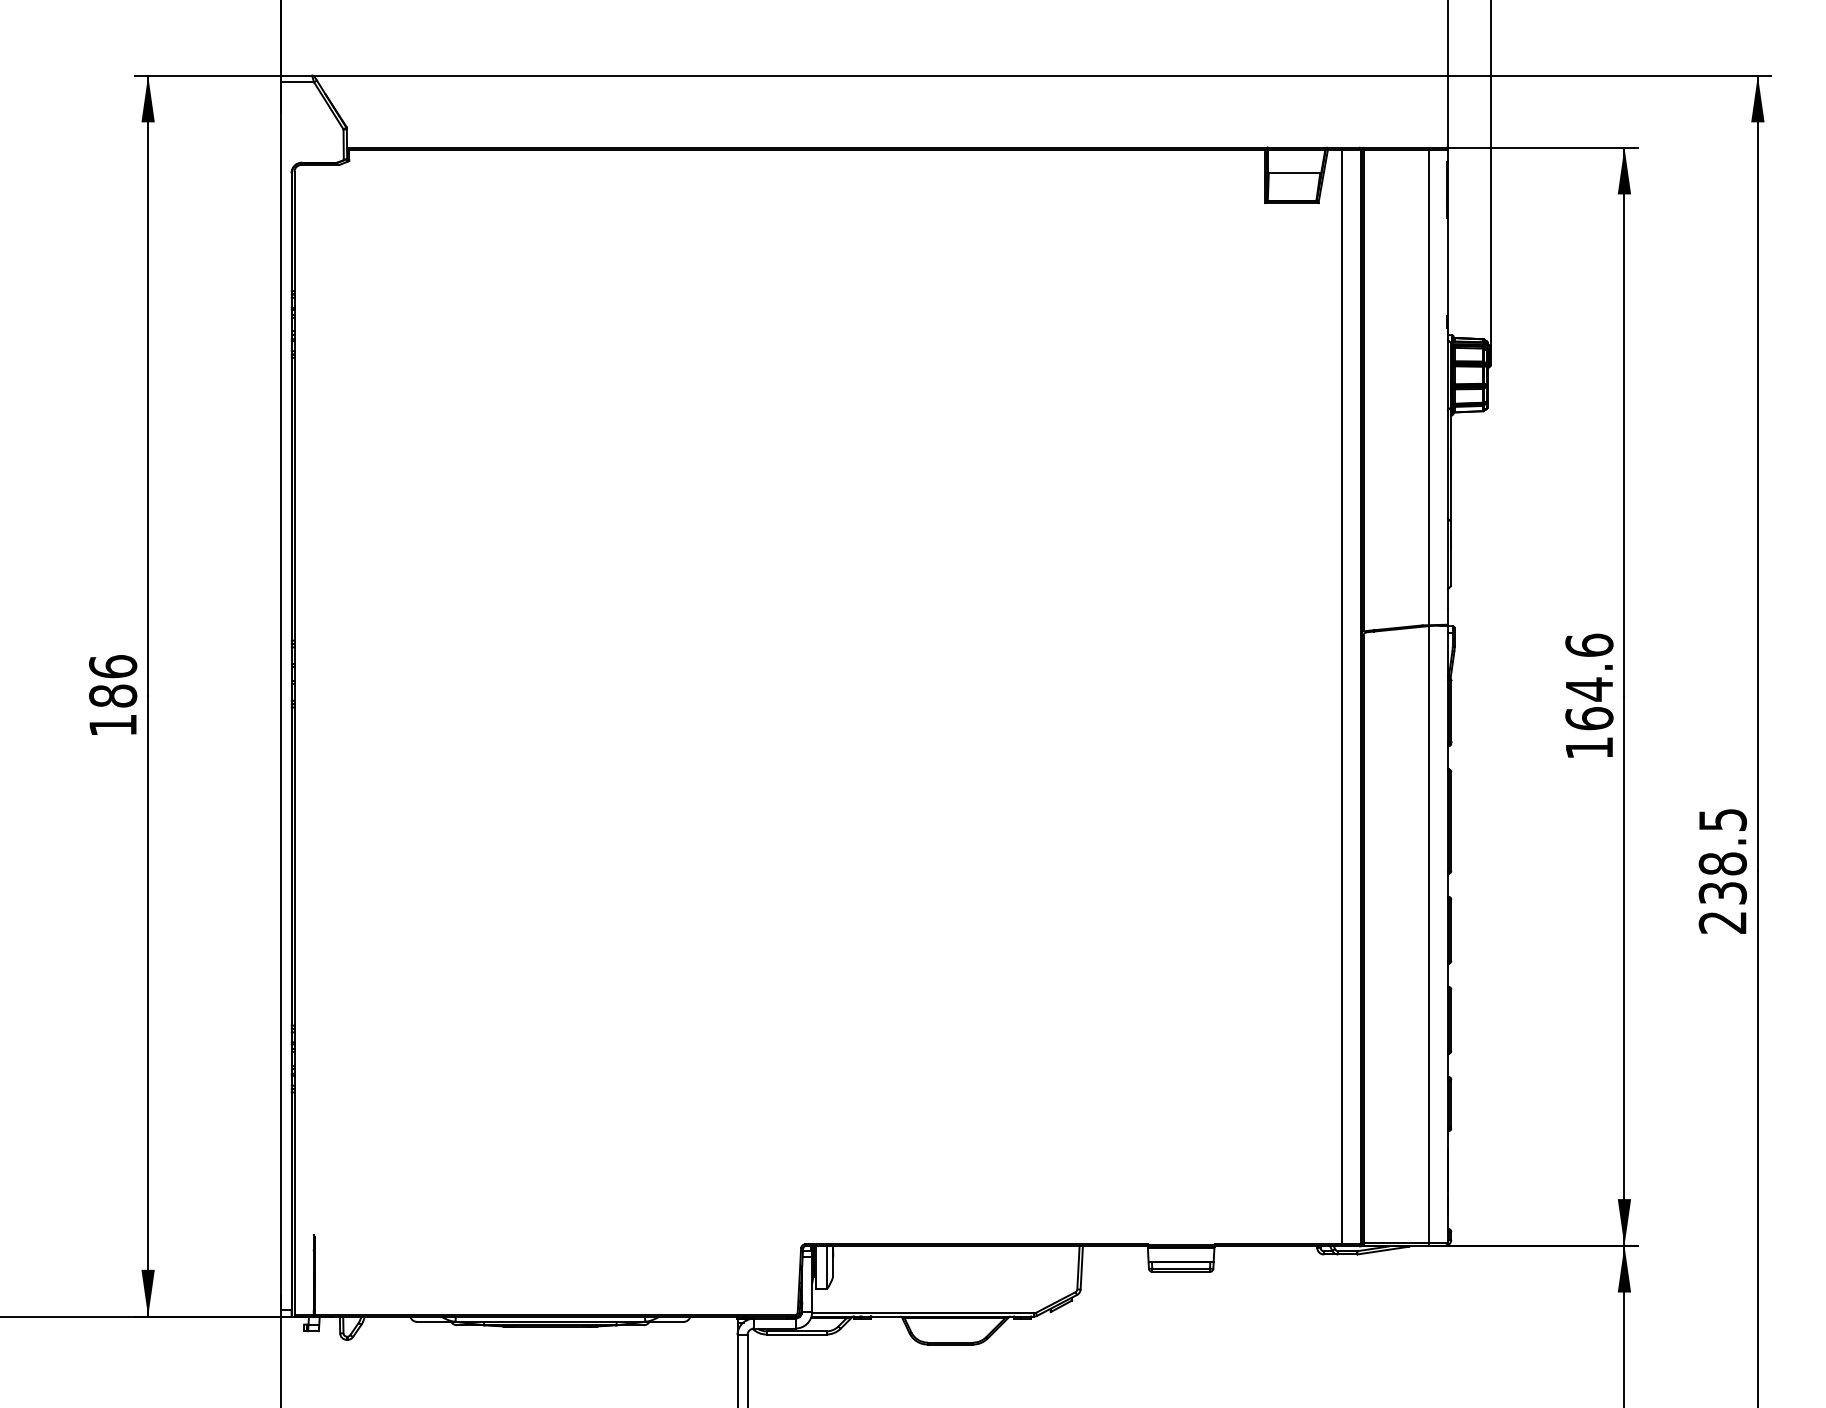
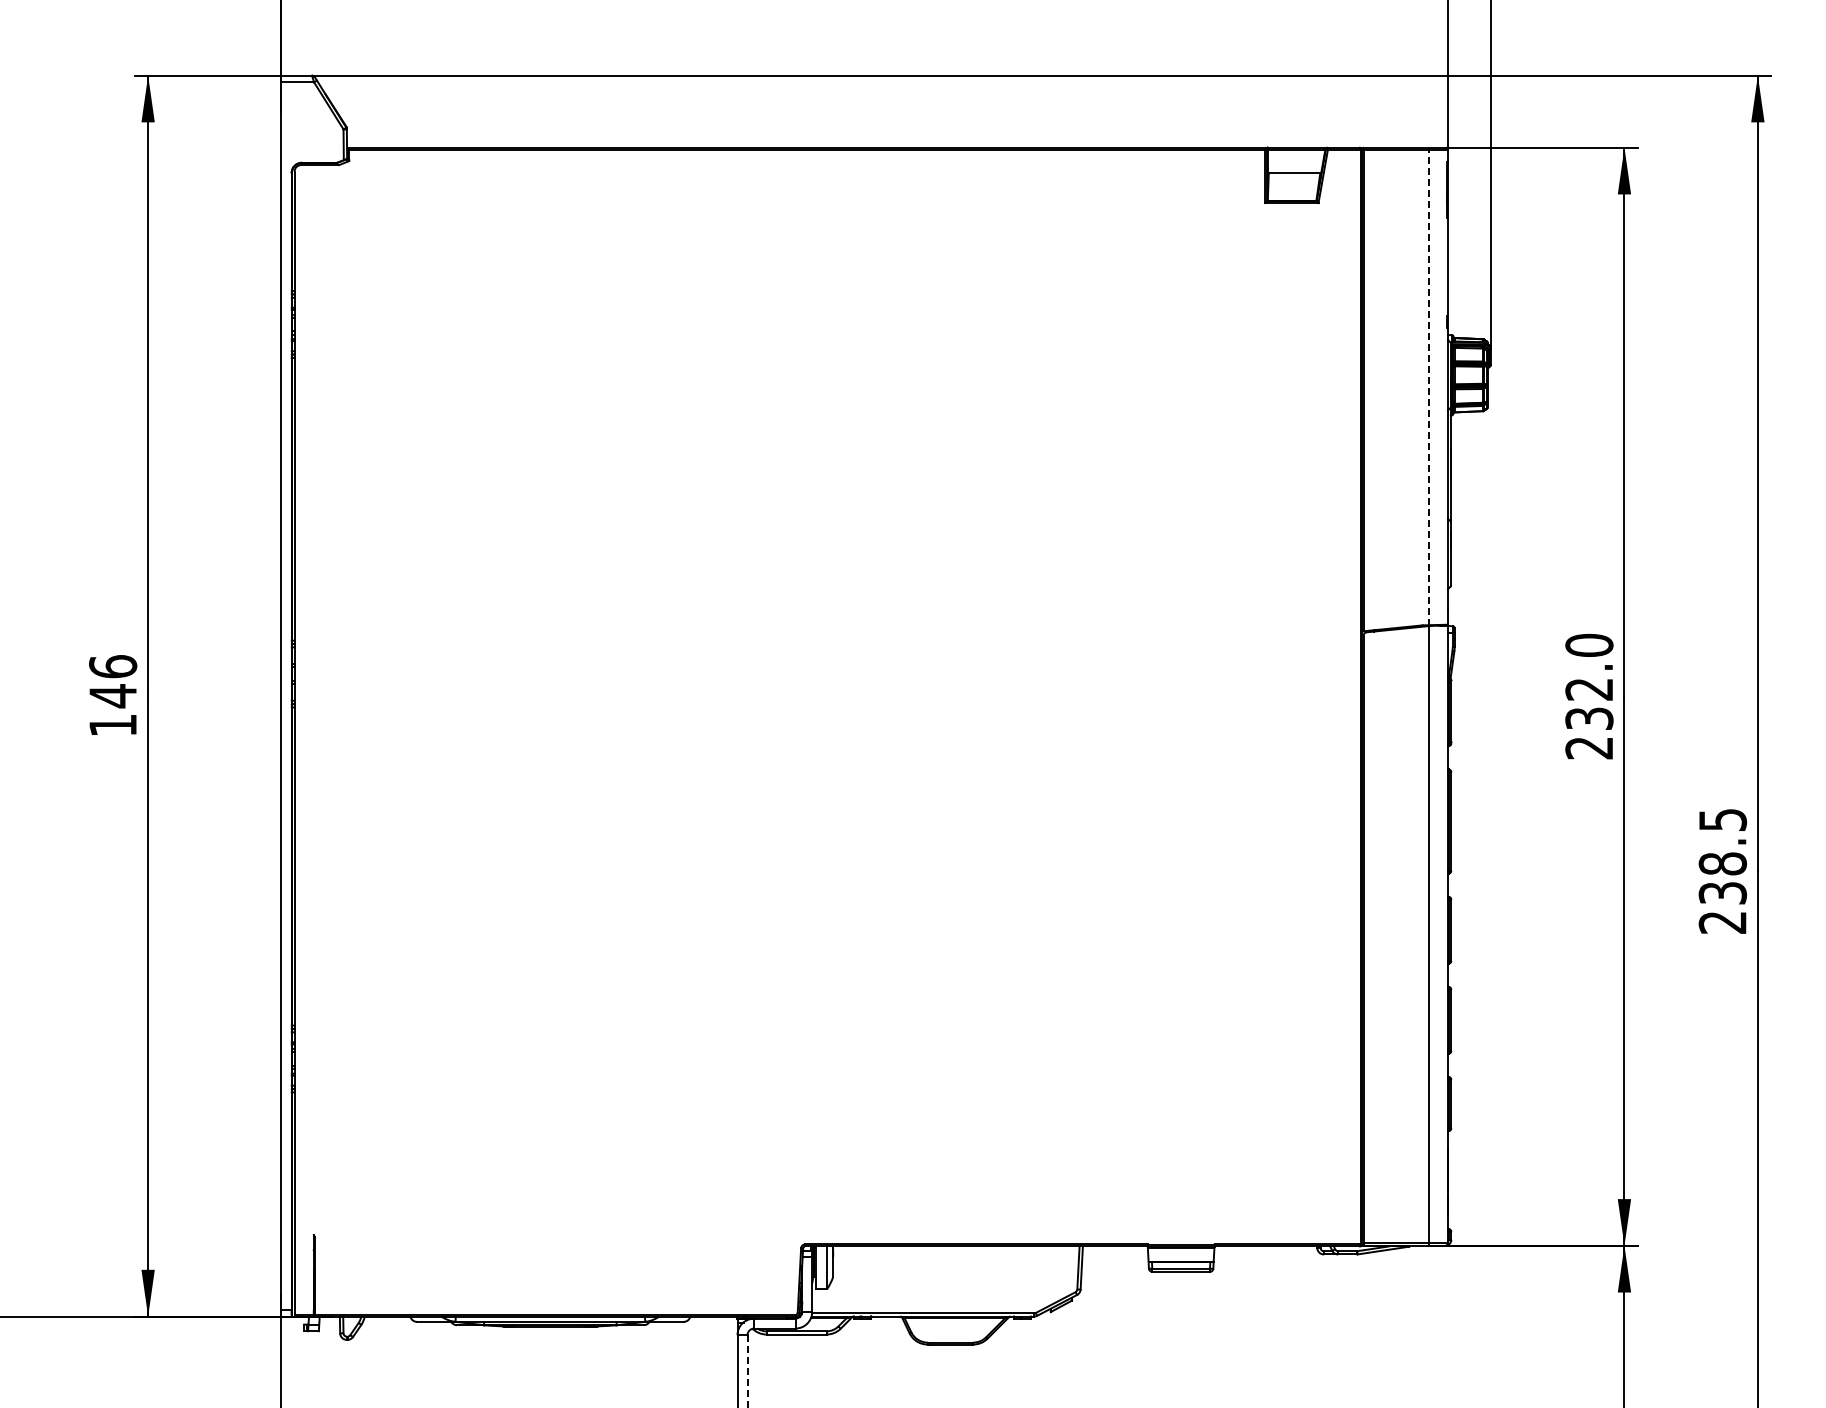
line: solid -> dashed (1429, 386)
text: 186 -> 146 (113, 696)
line: present -> none (1342, 696)
text: 164.6 -> 232.0 (1589, 696)
line: solid -> dashed (747, 1371)
